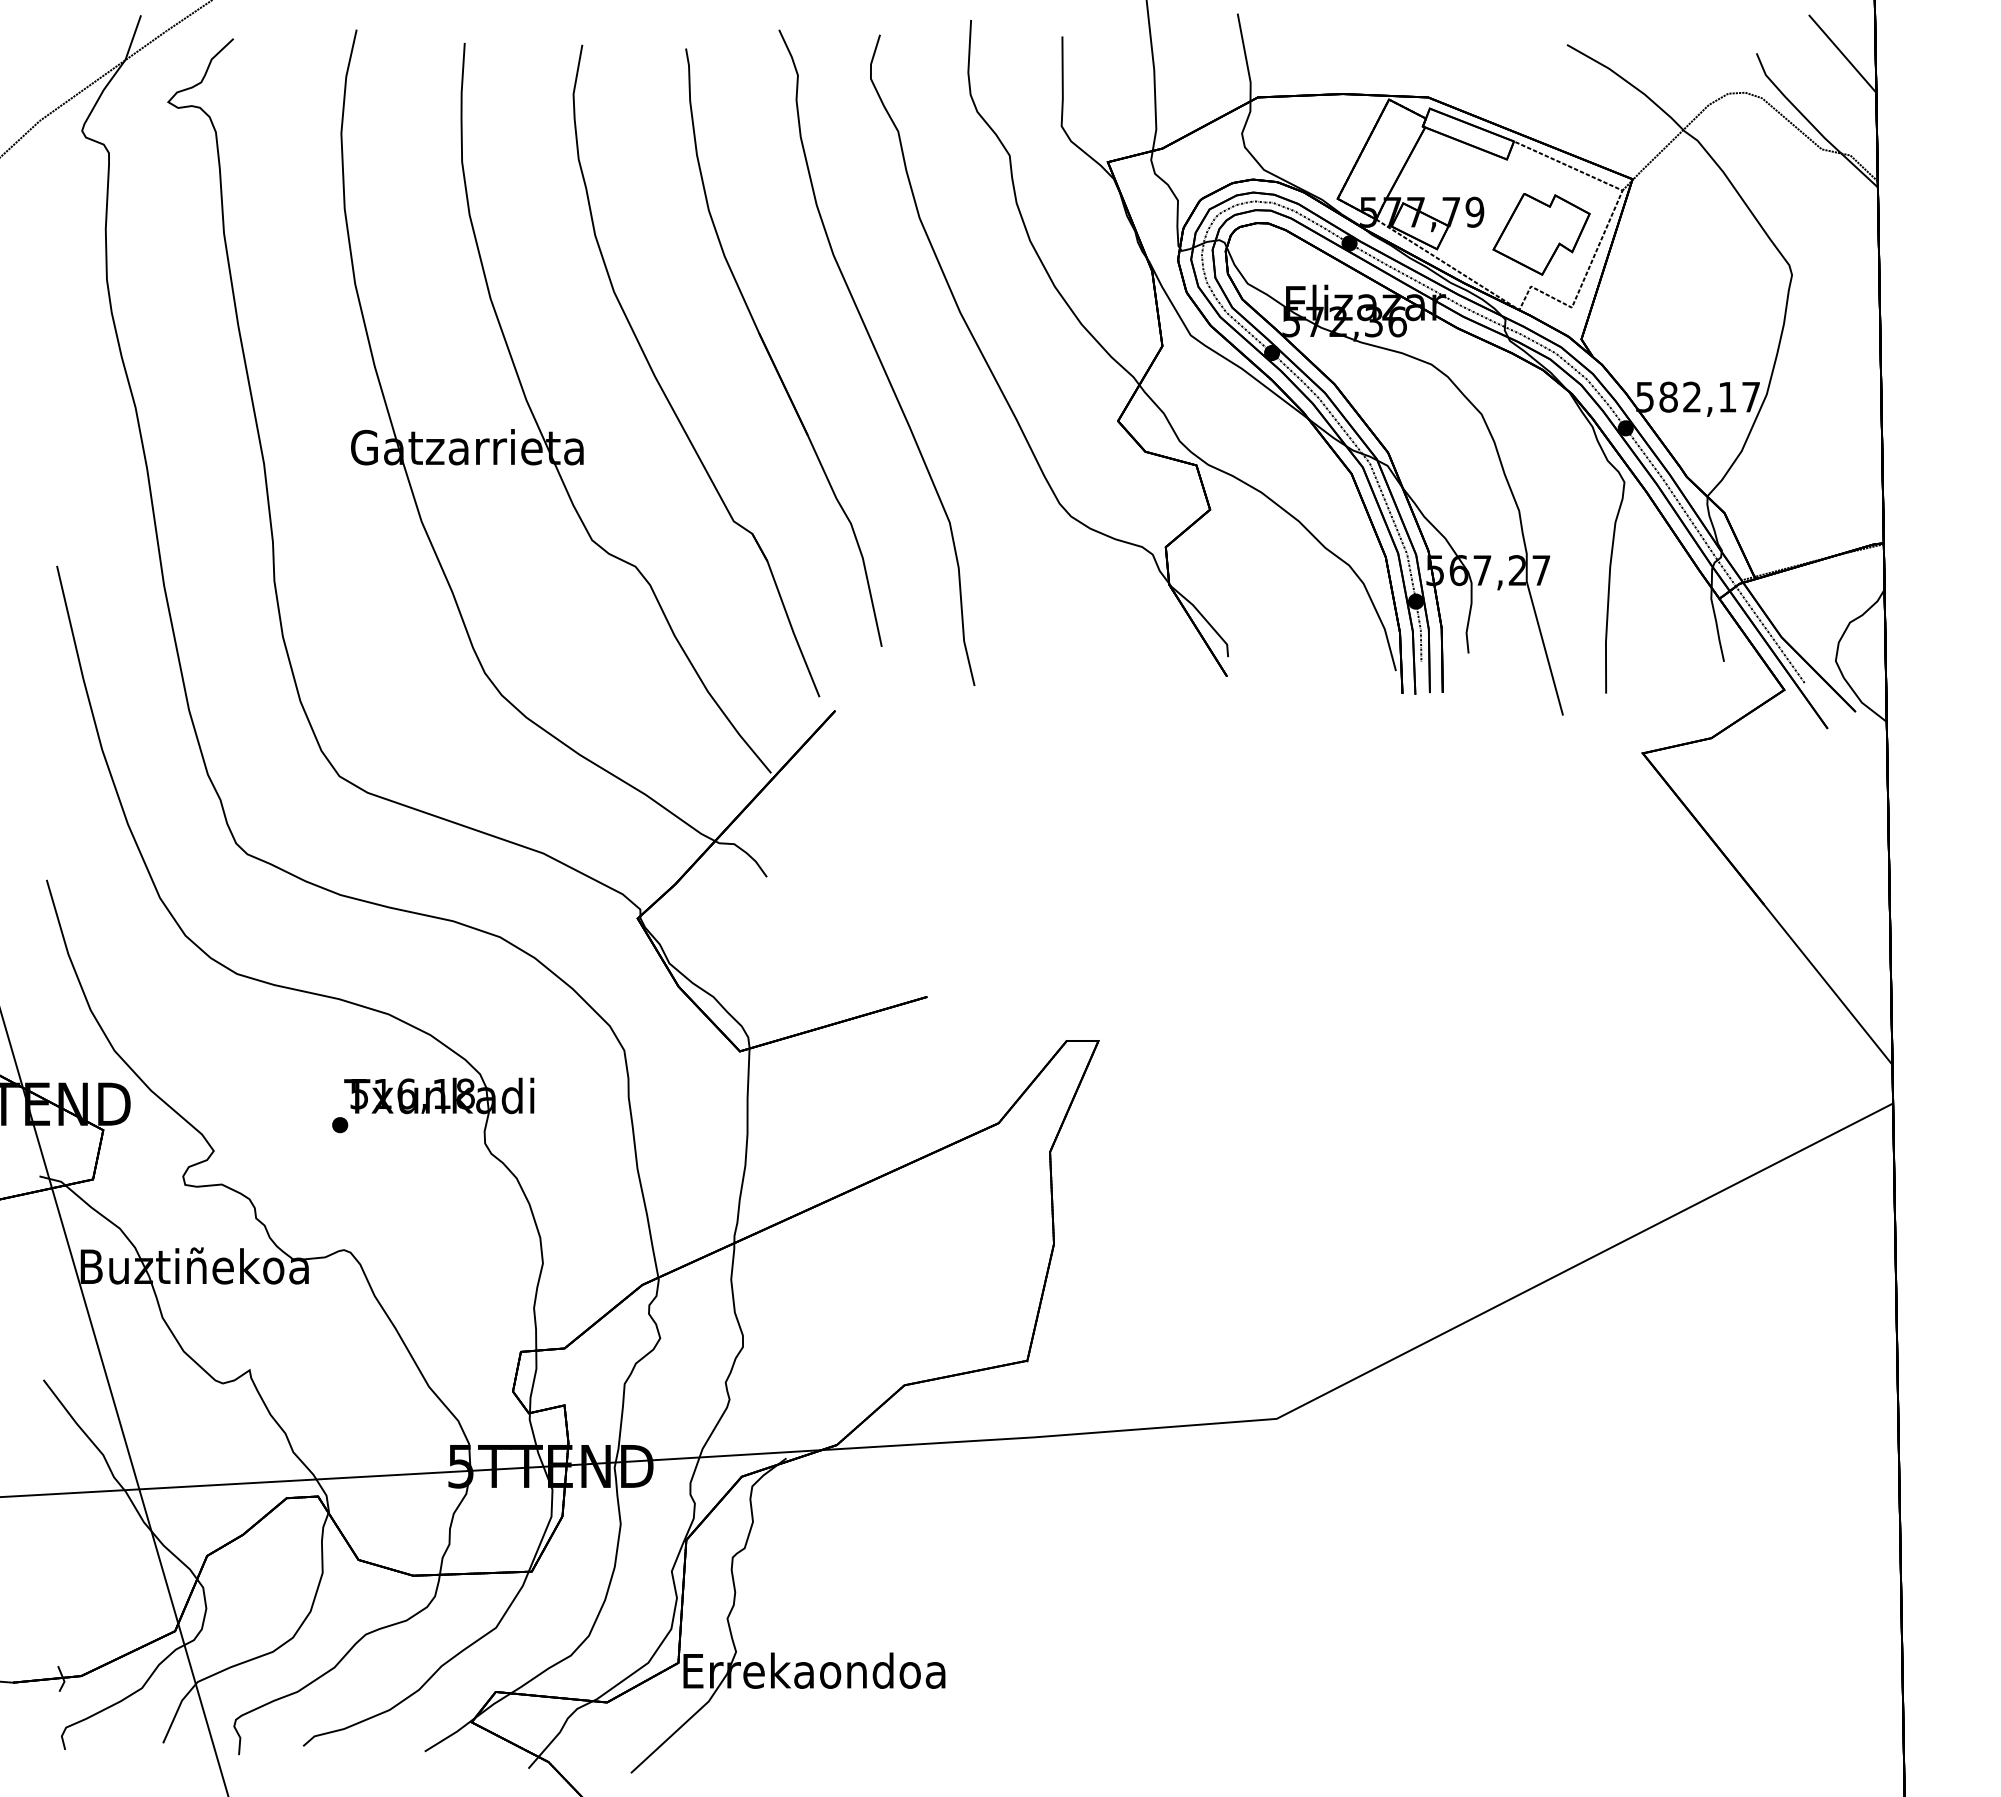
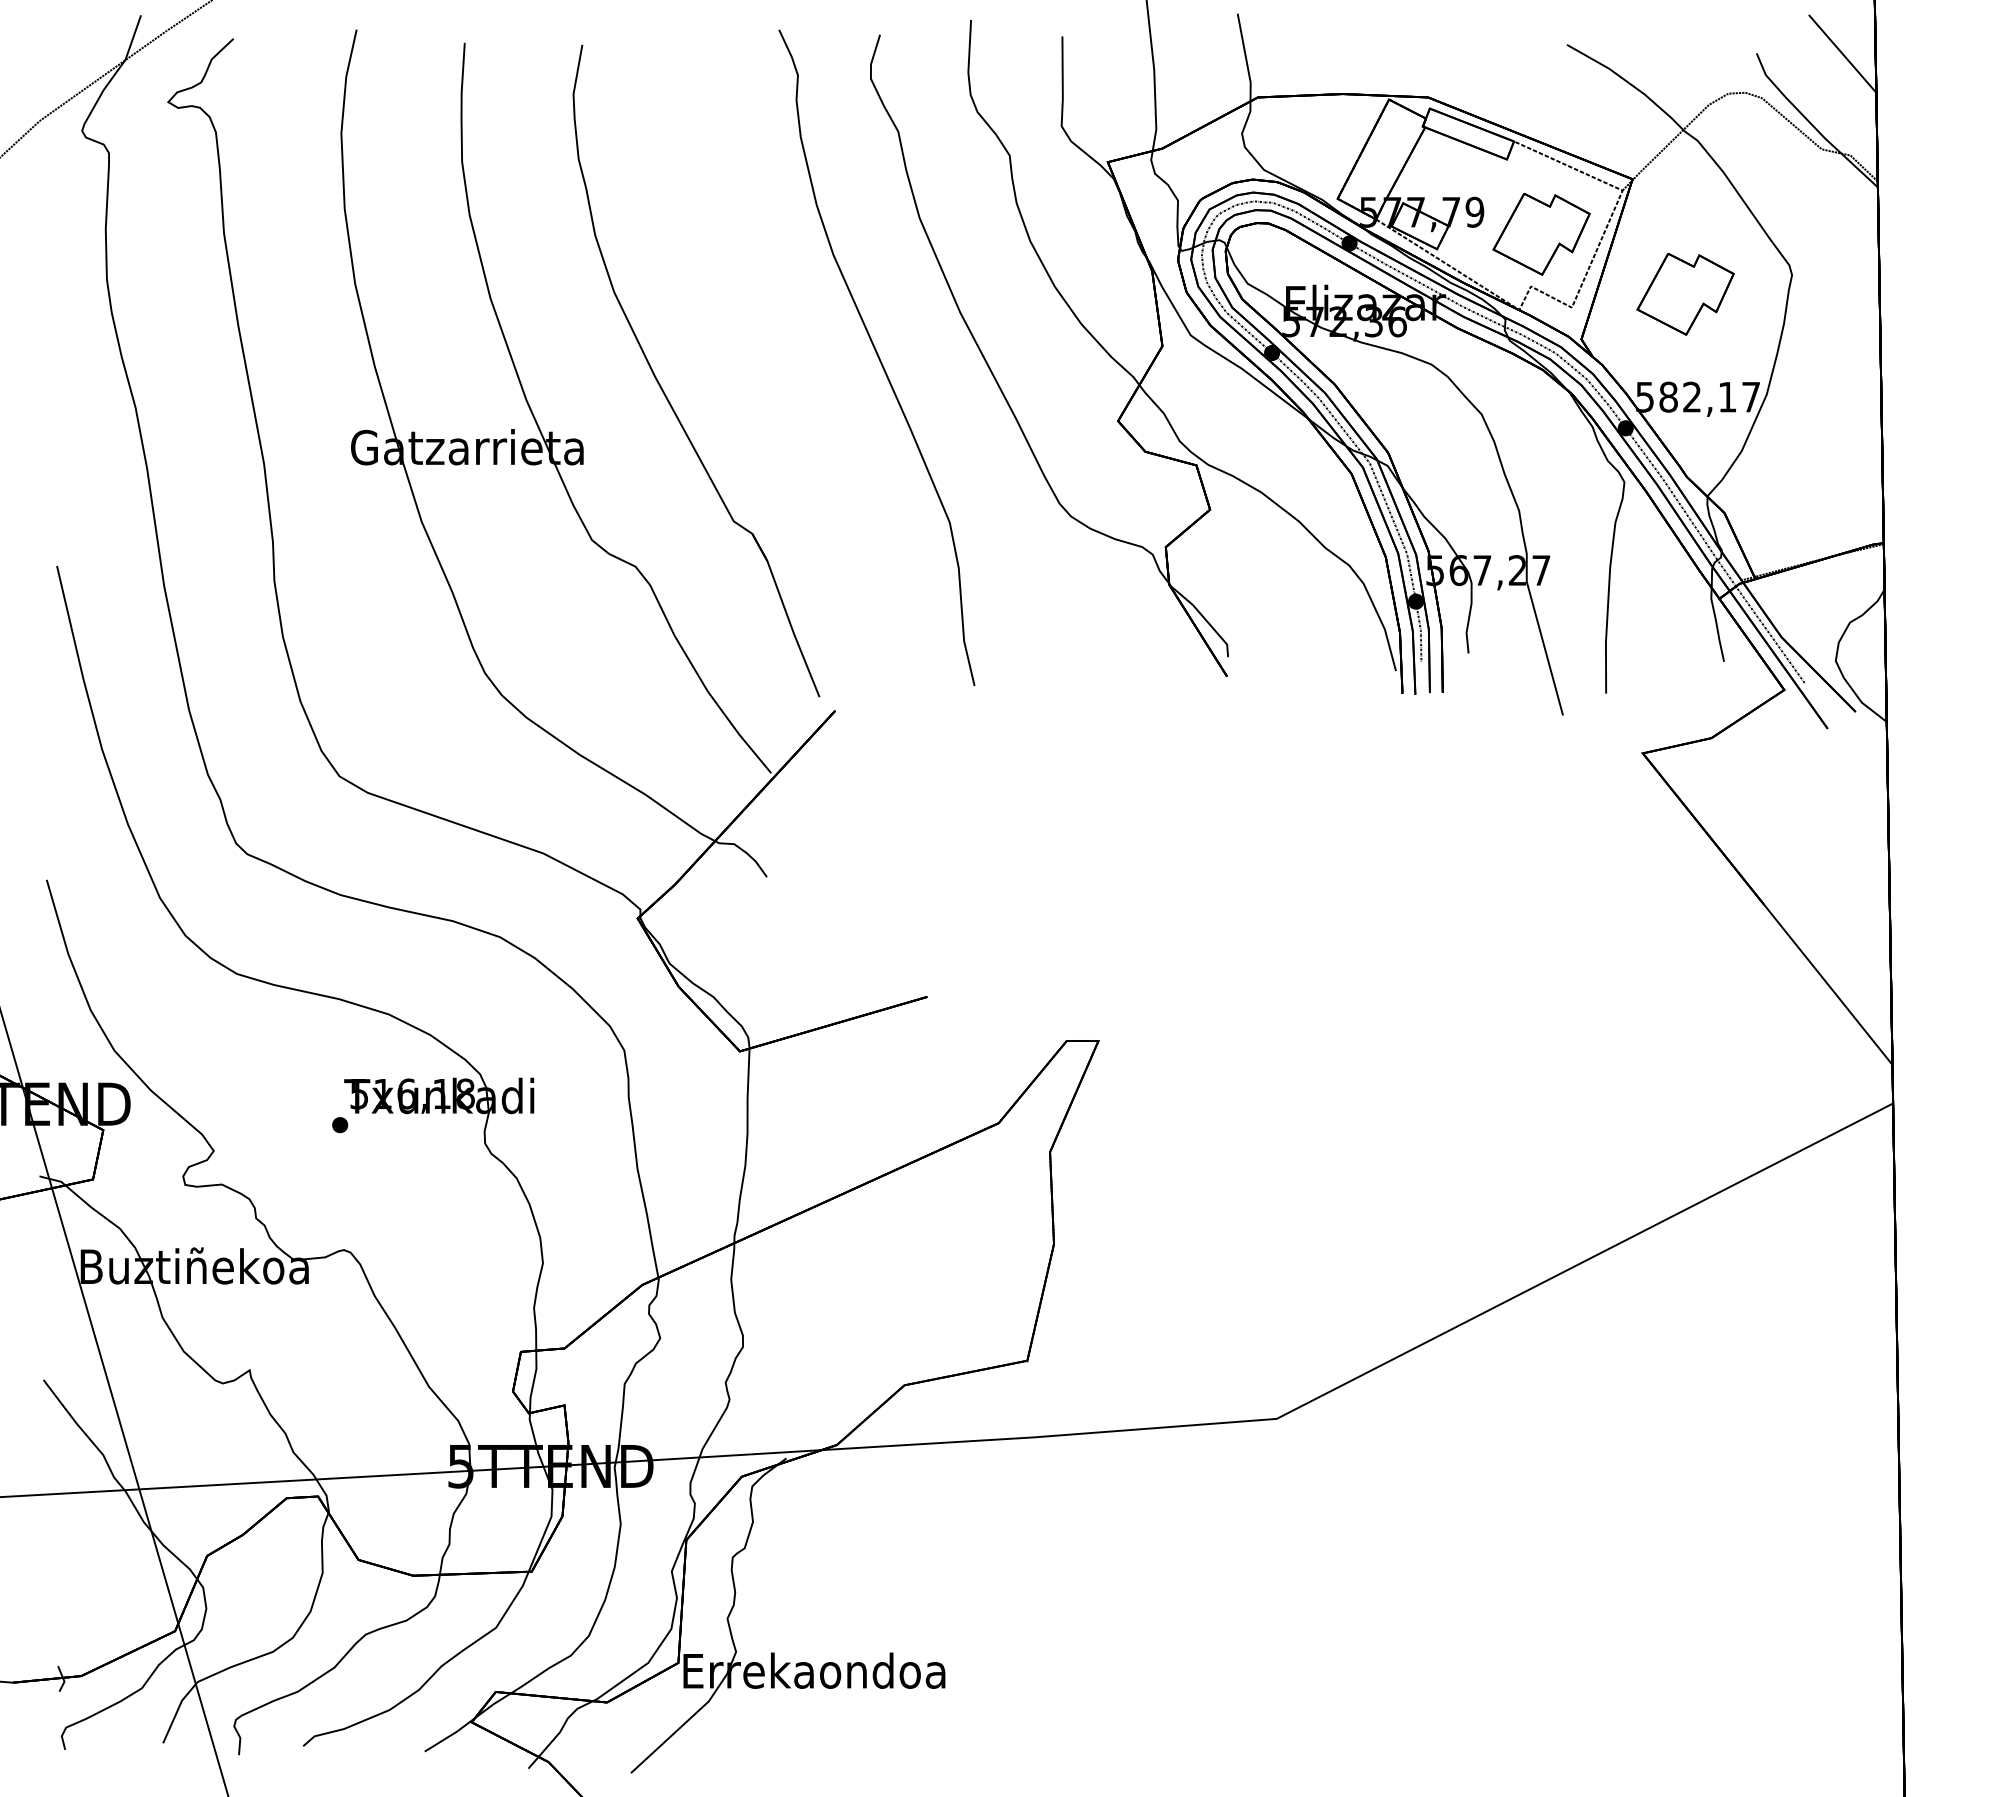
part: none -> present (1685, 294)
part: present -> none (770, 354)
